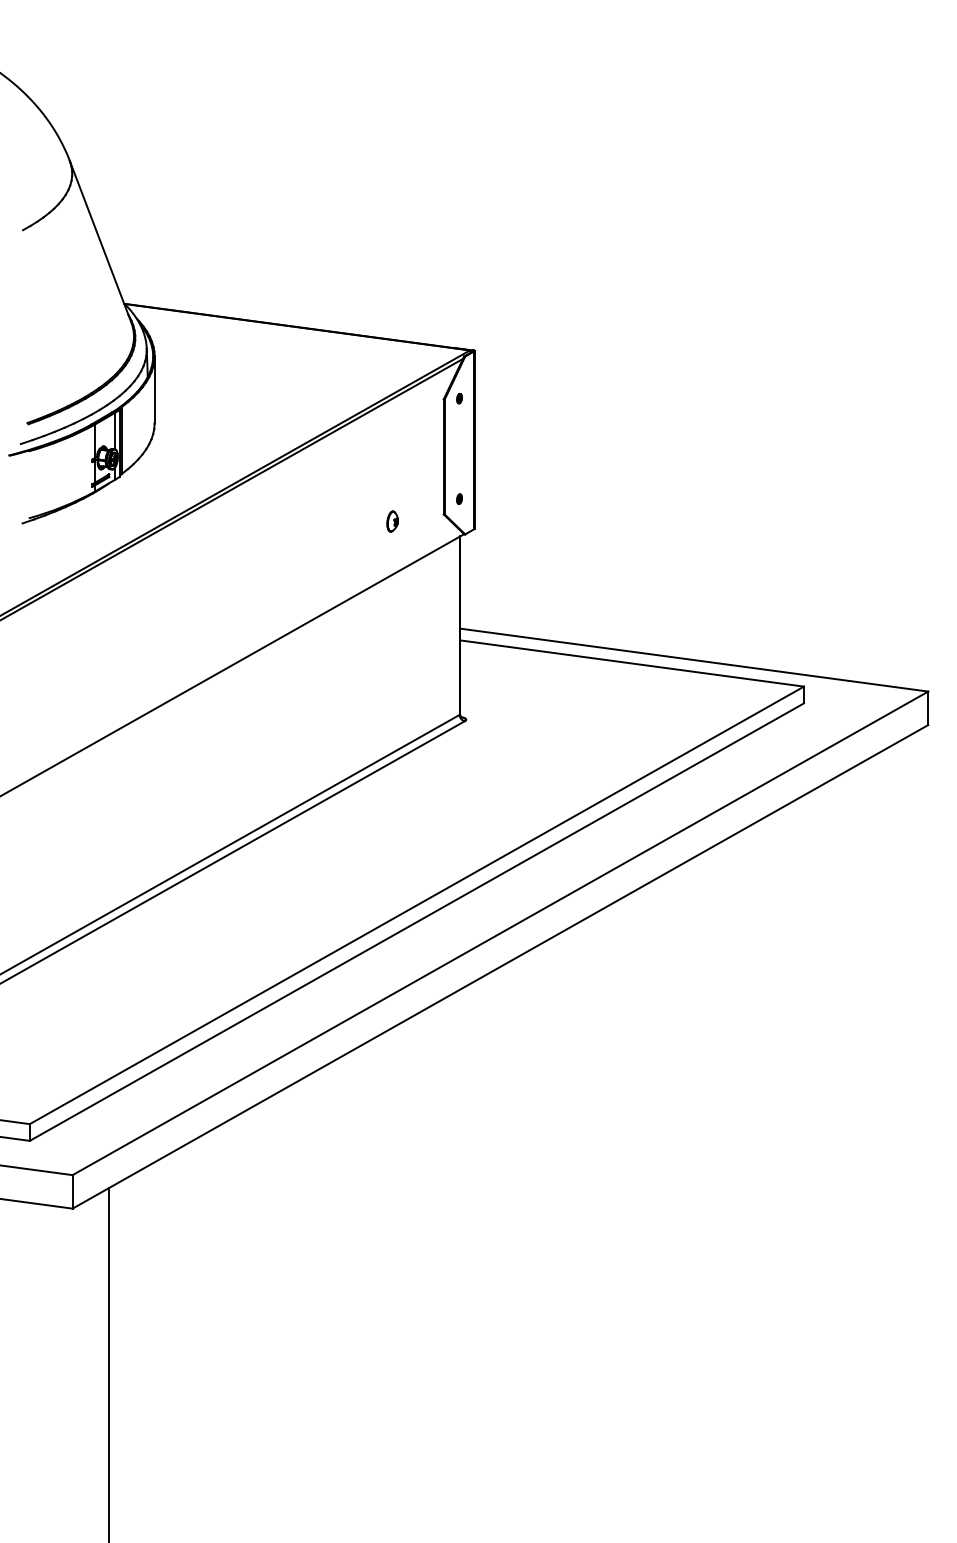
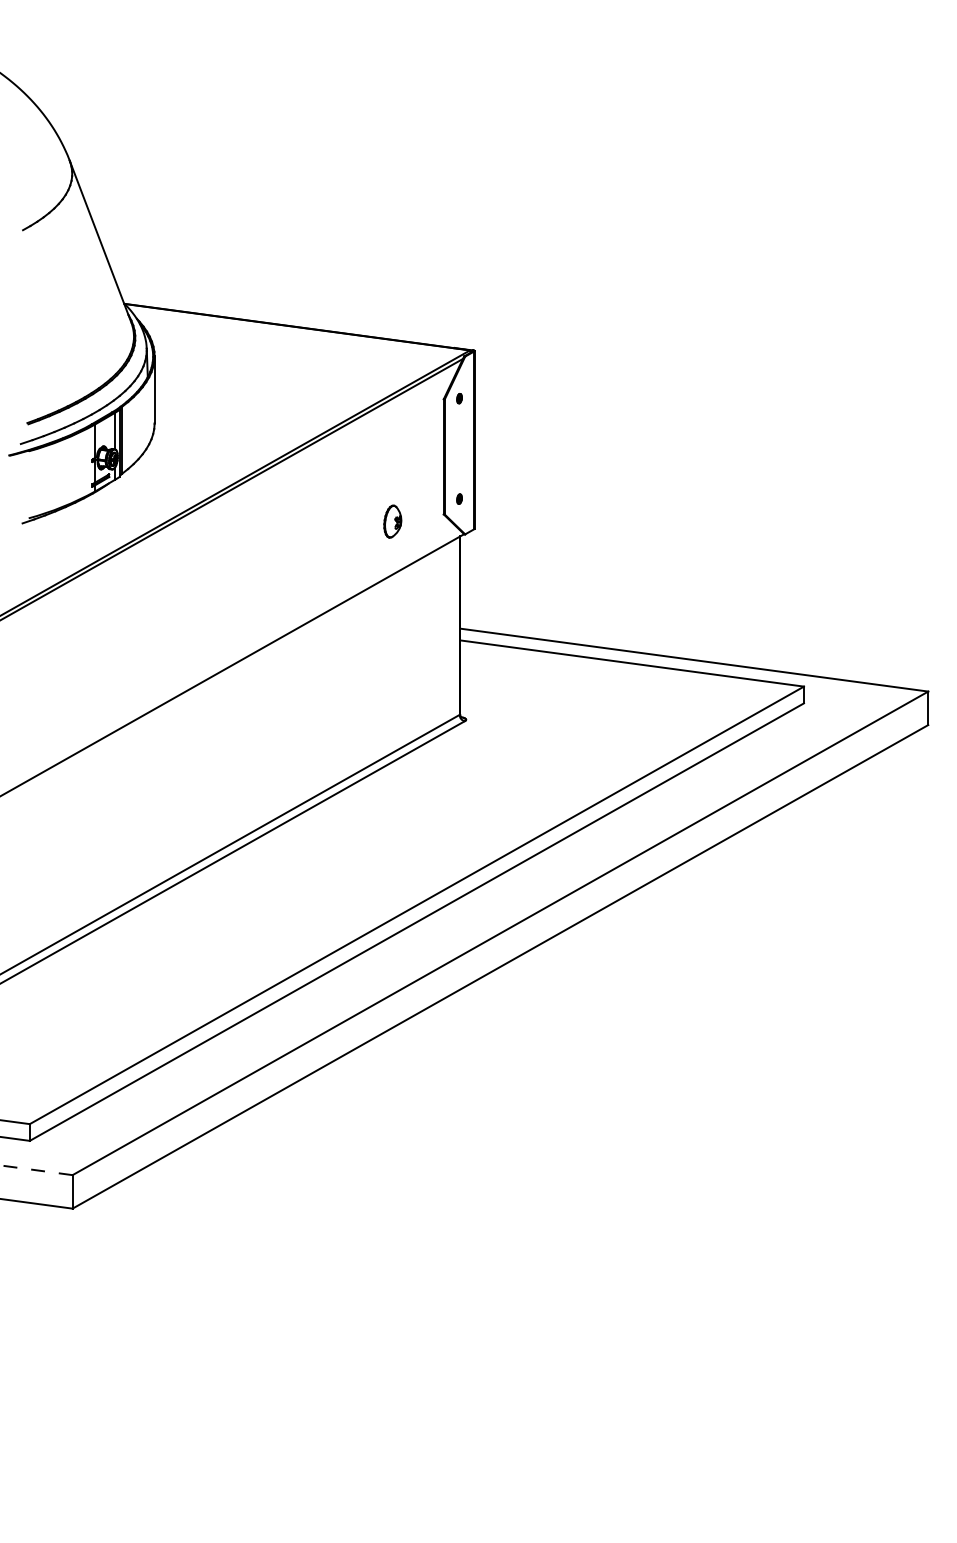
part size: 13x23 px -> 20x35 px (392, 521)
line: solid -> dashed (35, 1170)
line: present -> none (108, 1363)
